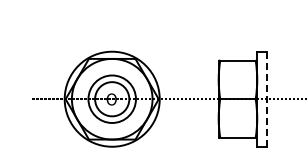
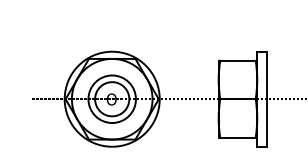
line: dashed -> solid (266, 99)
